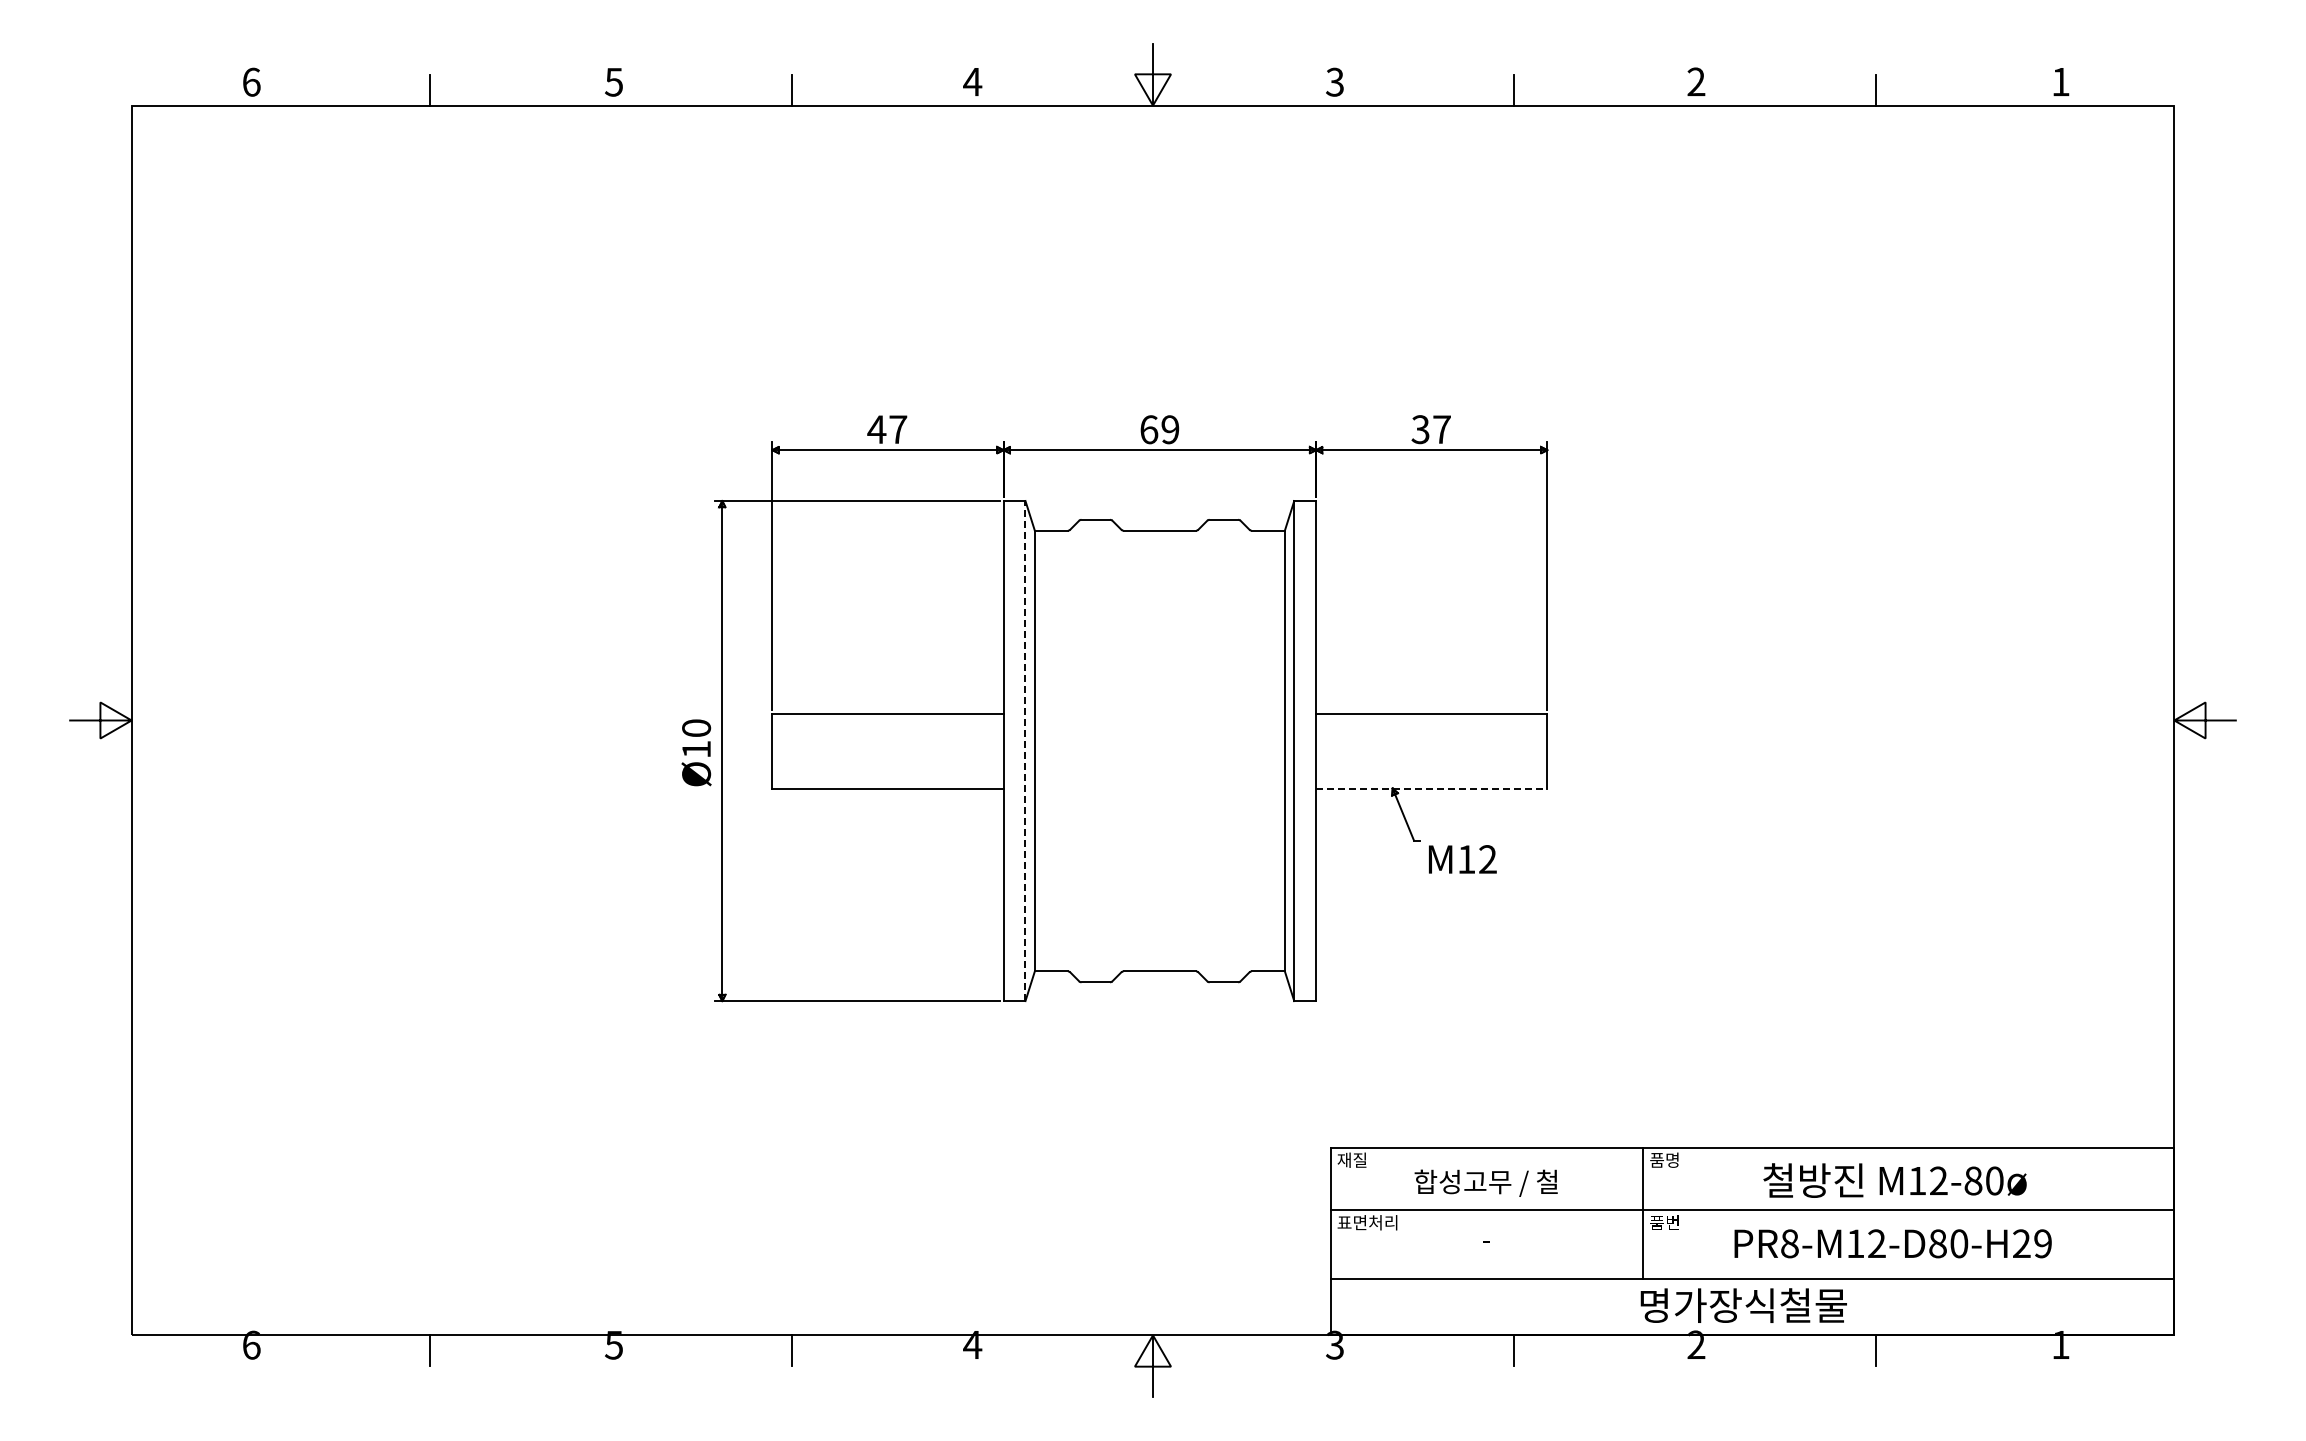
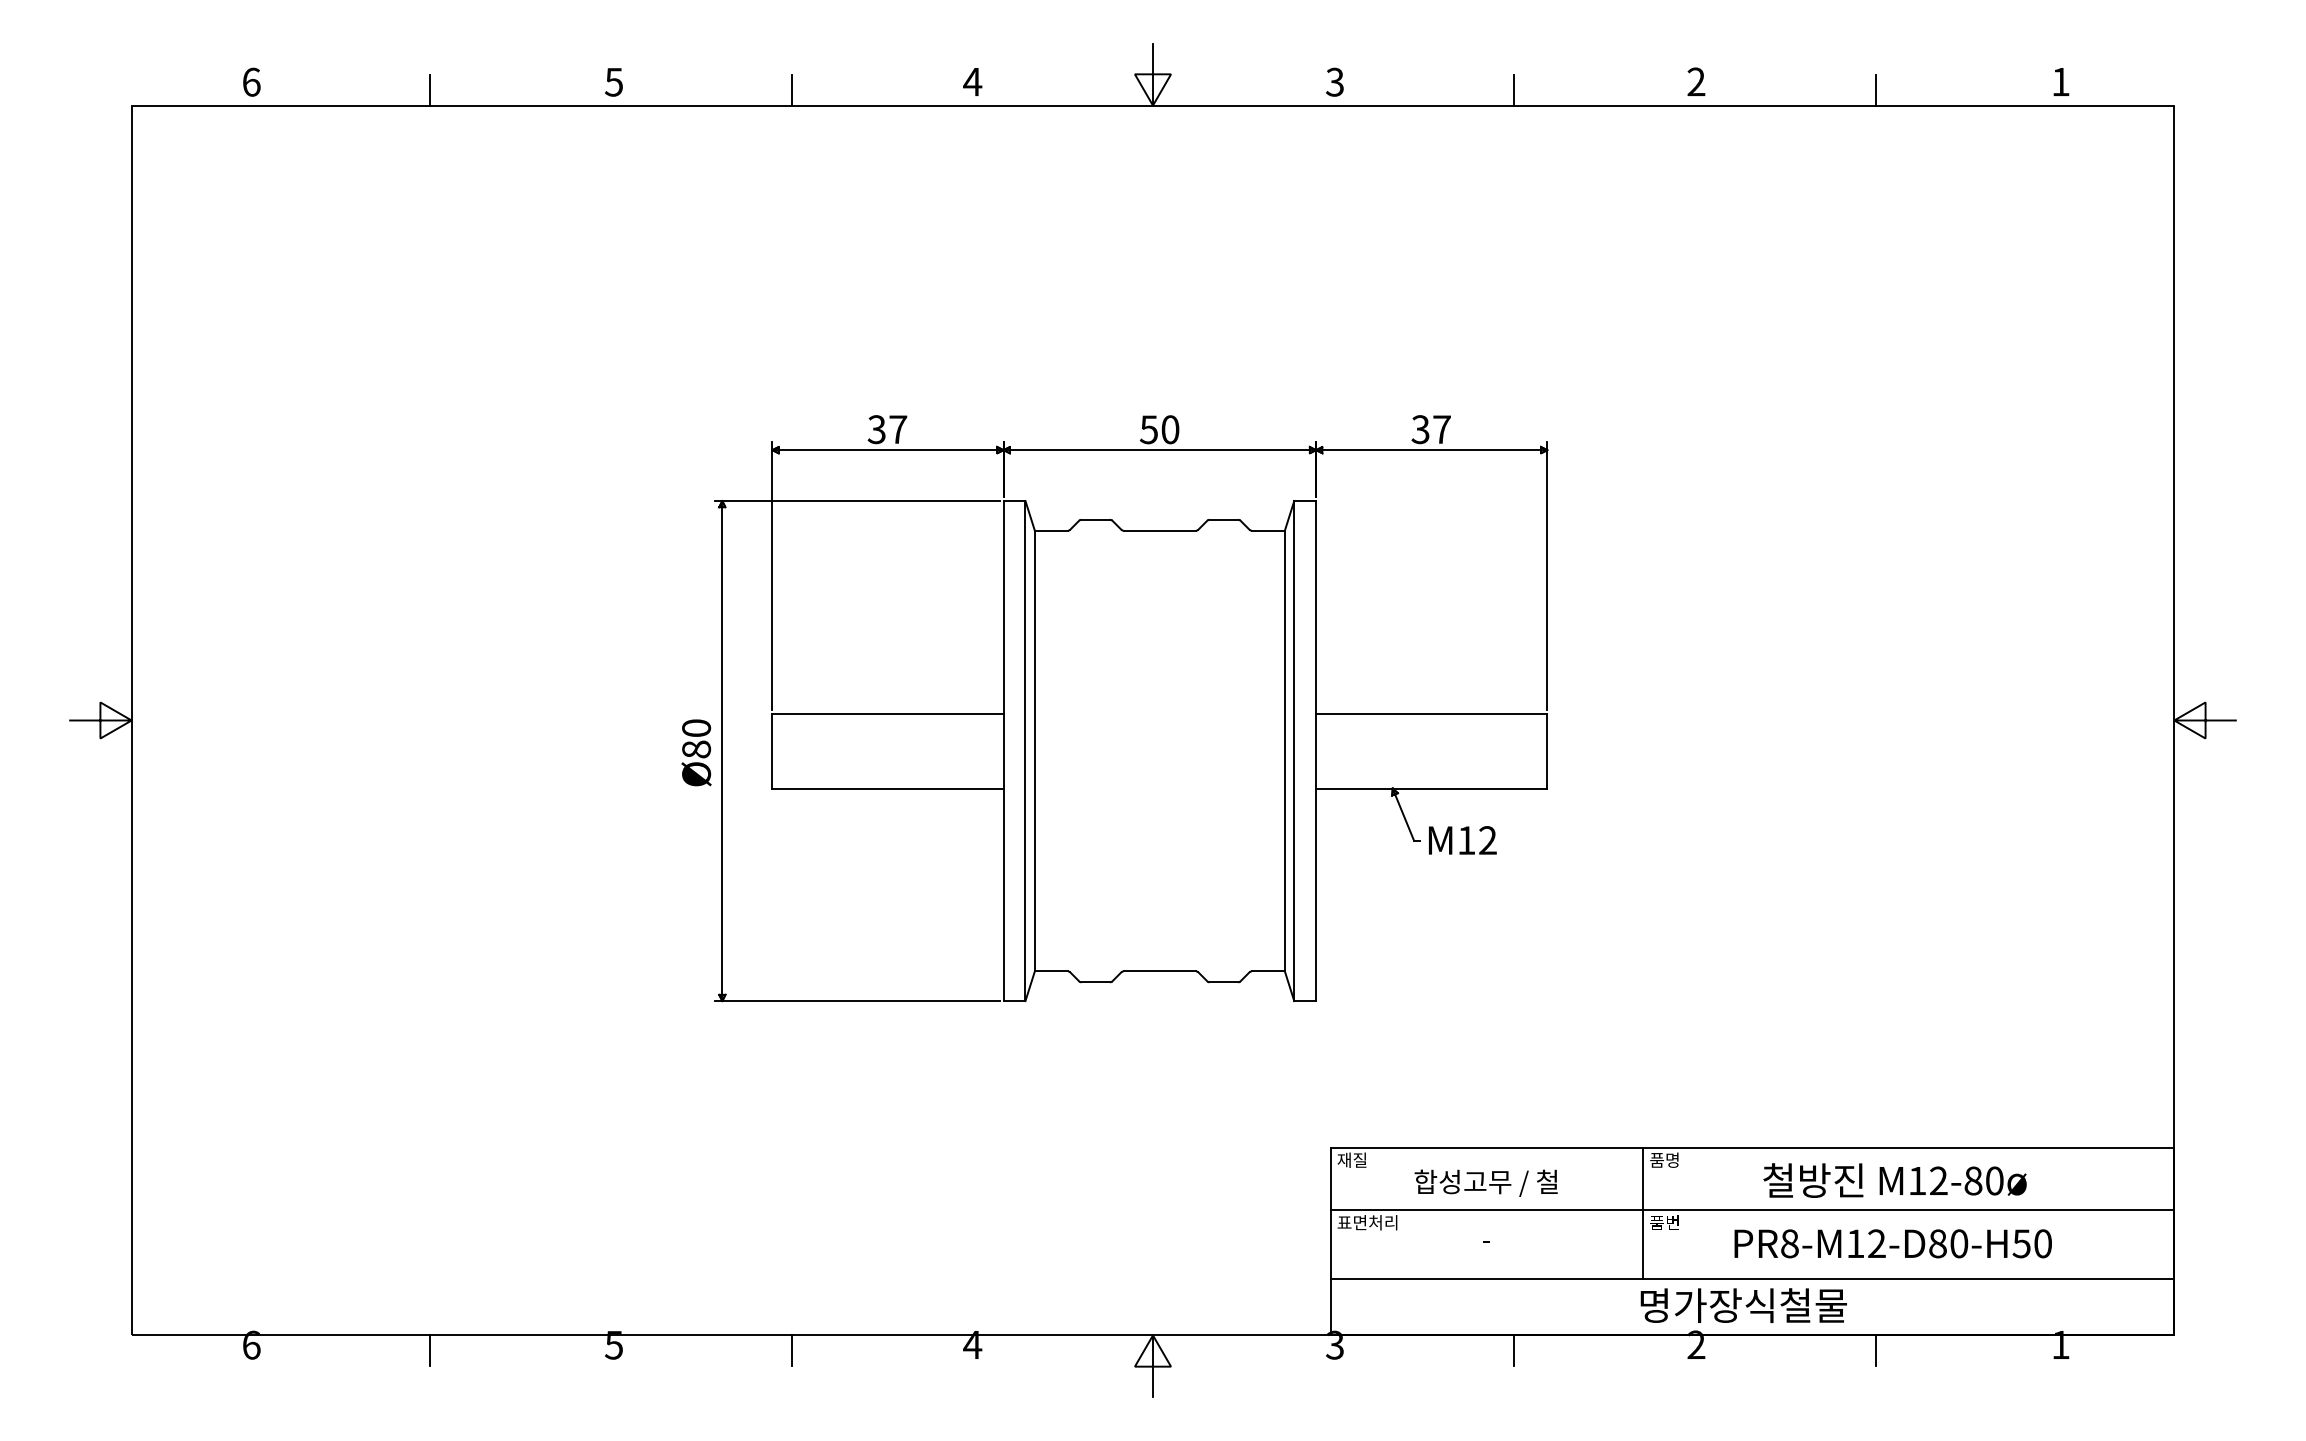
text: 47 -> 37 (876, 429)
text: 69 -> 50 (1159, 429)
text: Ø10 -> Ø80 (696, 749)
line: dashed -> solid (1025, 750)
line: dashed -> solid (1431, 788)
text position: (1462, 859) -> (1462, 840) (1462, 840)
text: PR8-M12-D80-H29 -> PR8-M12-D80-H50 (2031, 1243)
